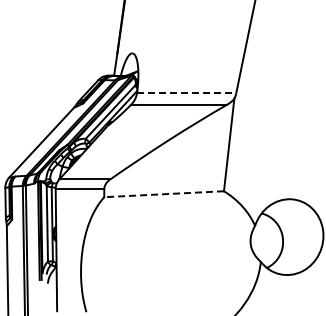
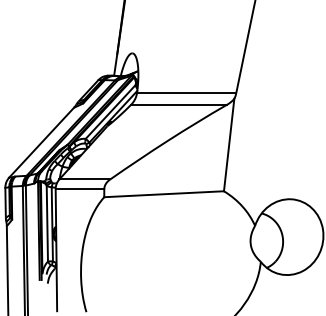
line: dashed -> solid (186, 93)
line: dashed -> solid (164, 194)
